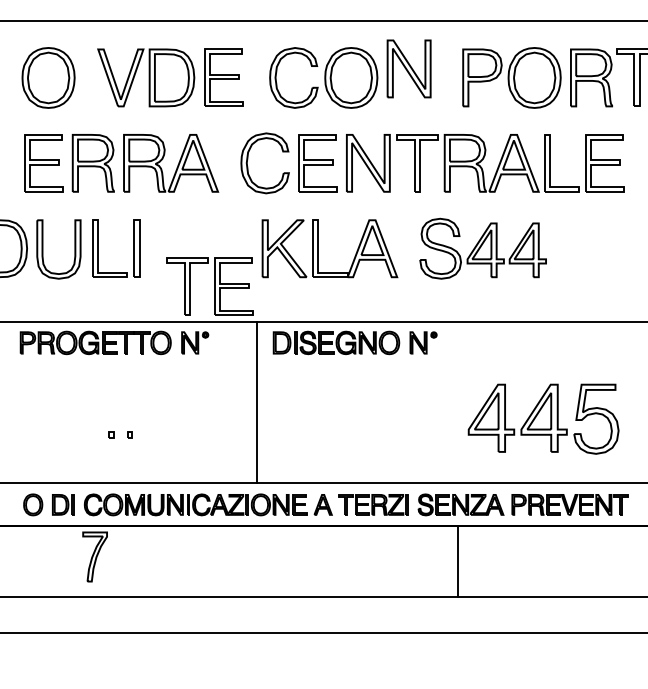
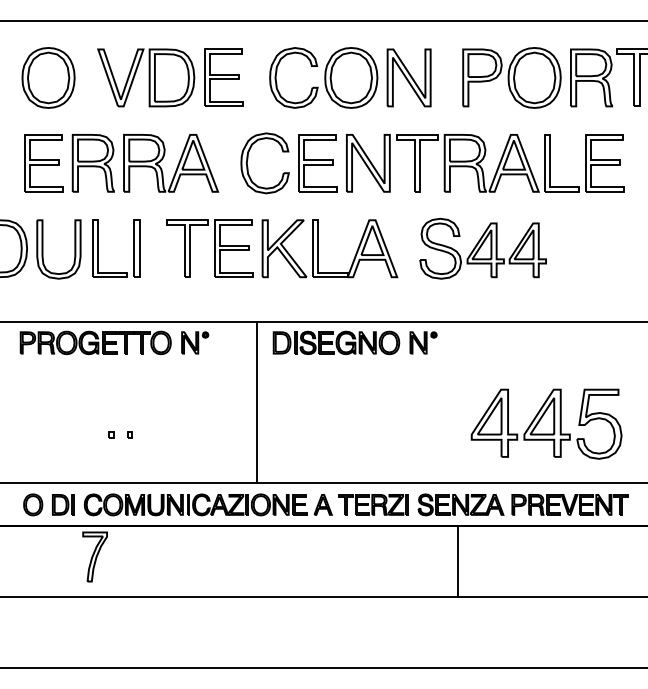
part position: (408, 68) -> (408, 77) (408, 77)
part position: (209, 286) -> (209, 248) (209, 248)
part position: (543, 418) -> (546, 423) (546, 423)
line position: (323, 633) -> (323, 668) (323, 668)
